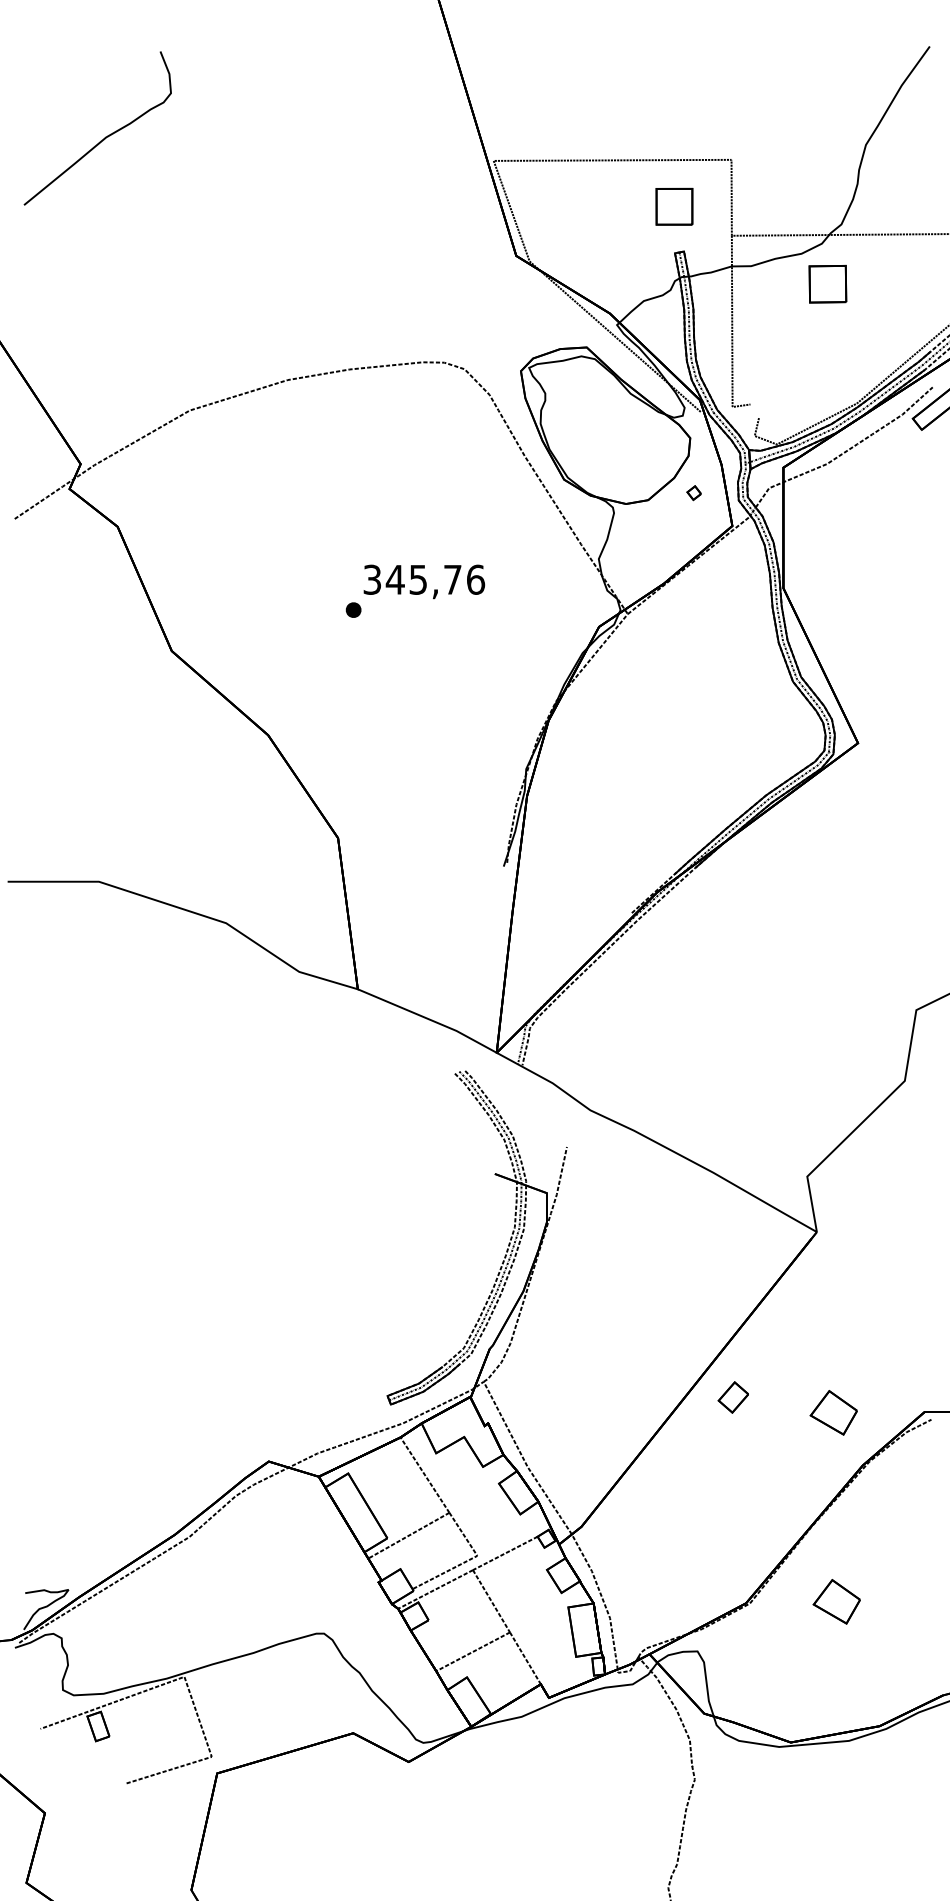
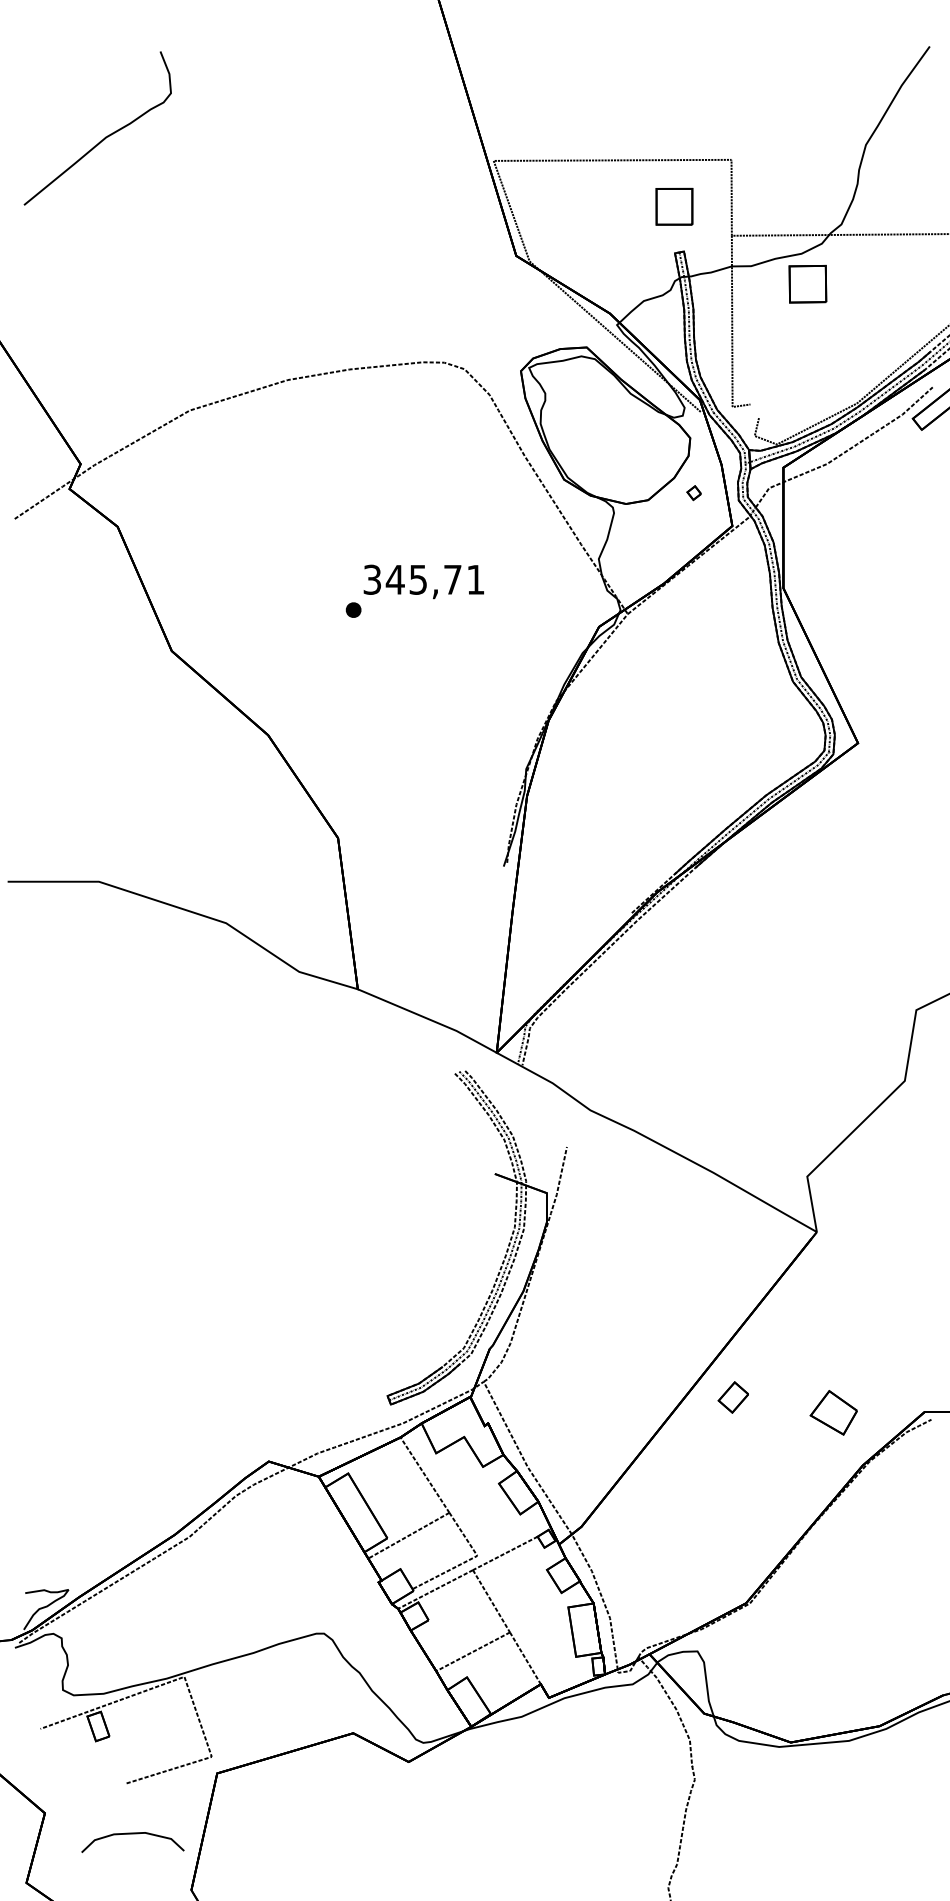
part position: (827, 284) -> (807, 284) (807, 284)
text: 345,76 -> 345,71 (476, 579)
part: present -> none (836, 1601)
part: none -> present (132, 1834)
